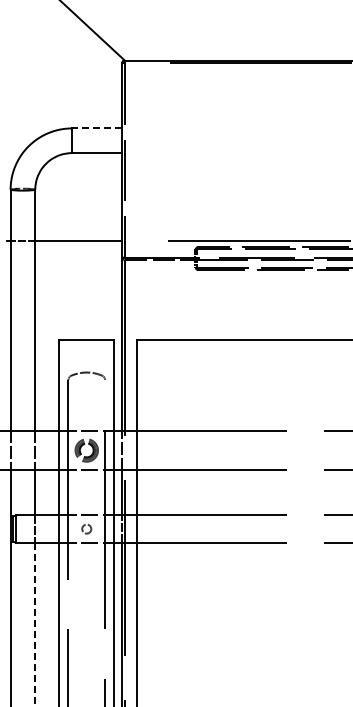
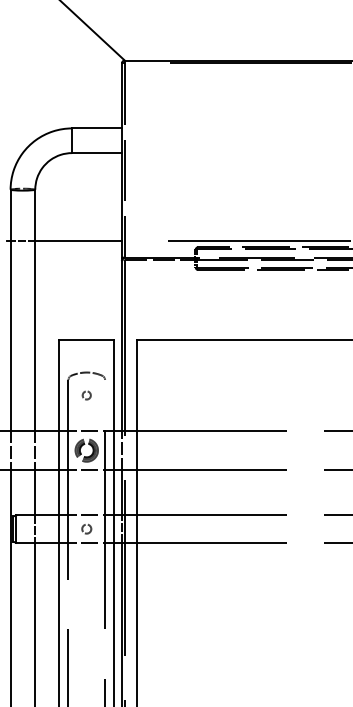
line: dashed -> solid (97, 128)
circle: none -> present (86, 395)
line: dashed -> solid (35, 624)
